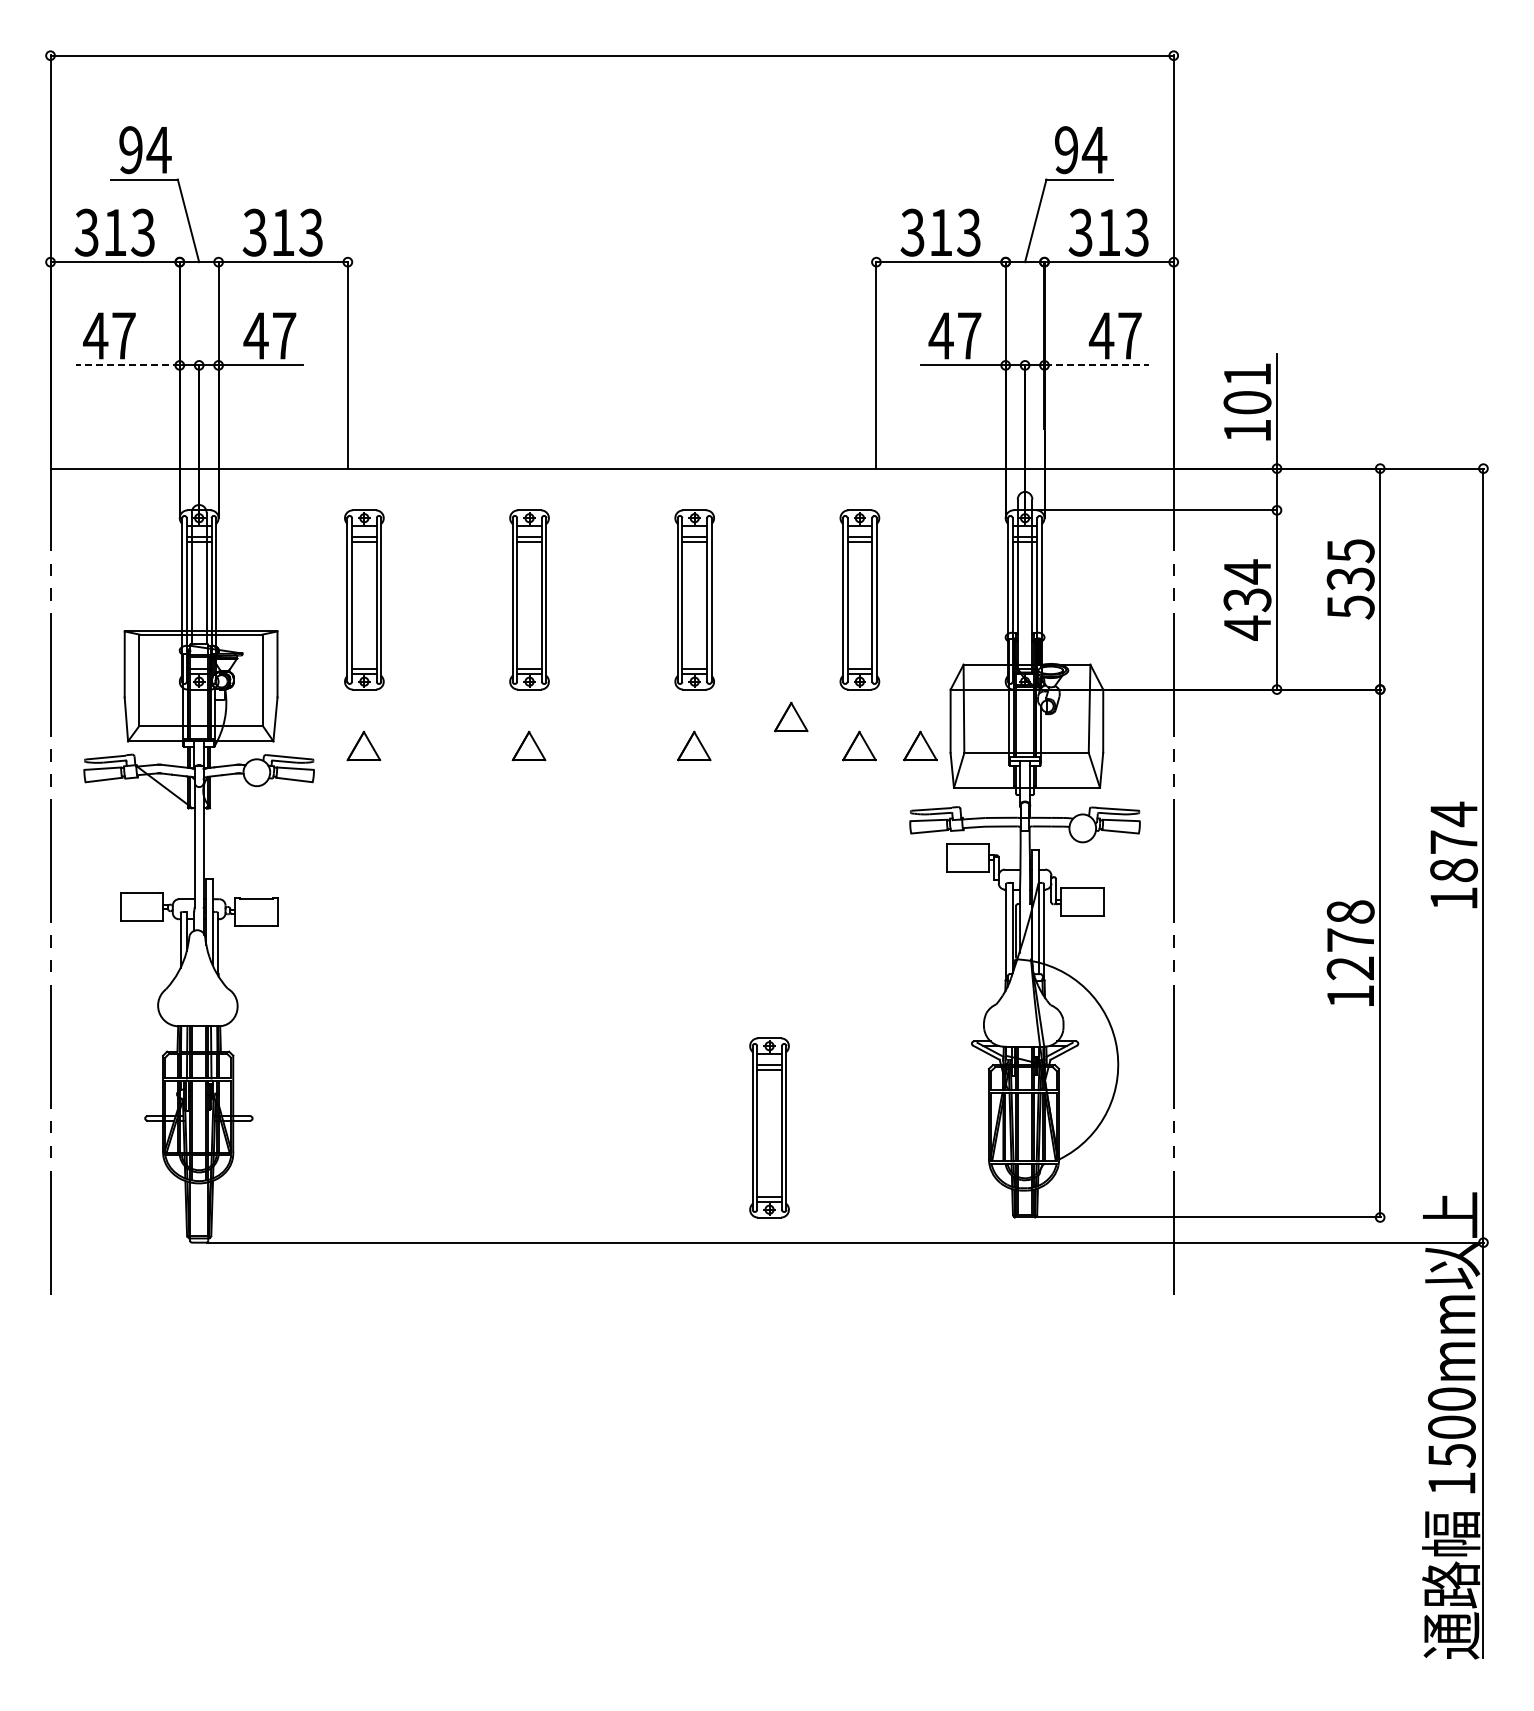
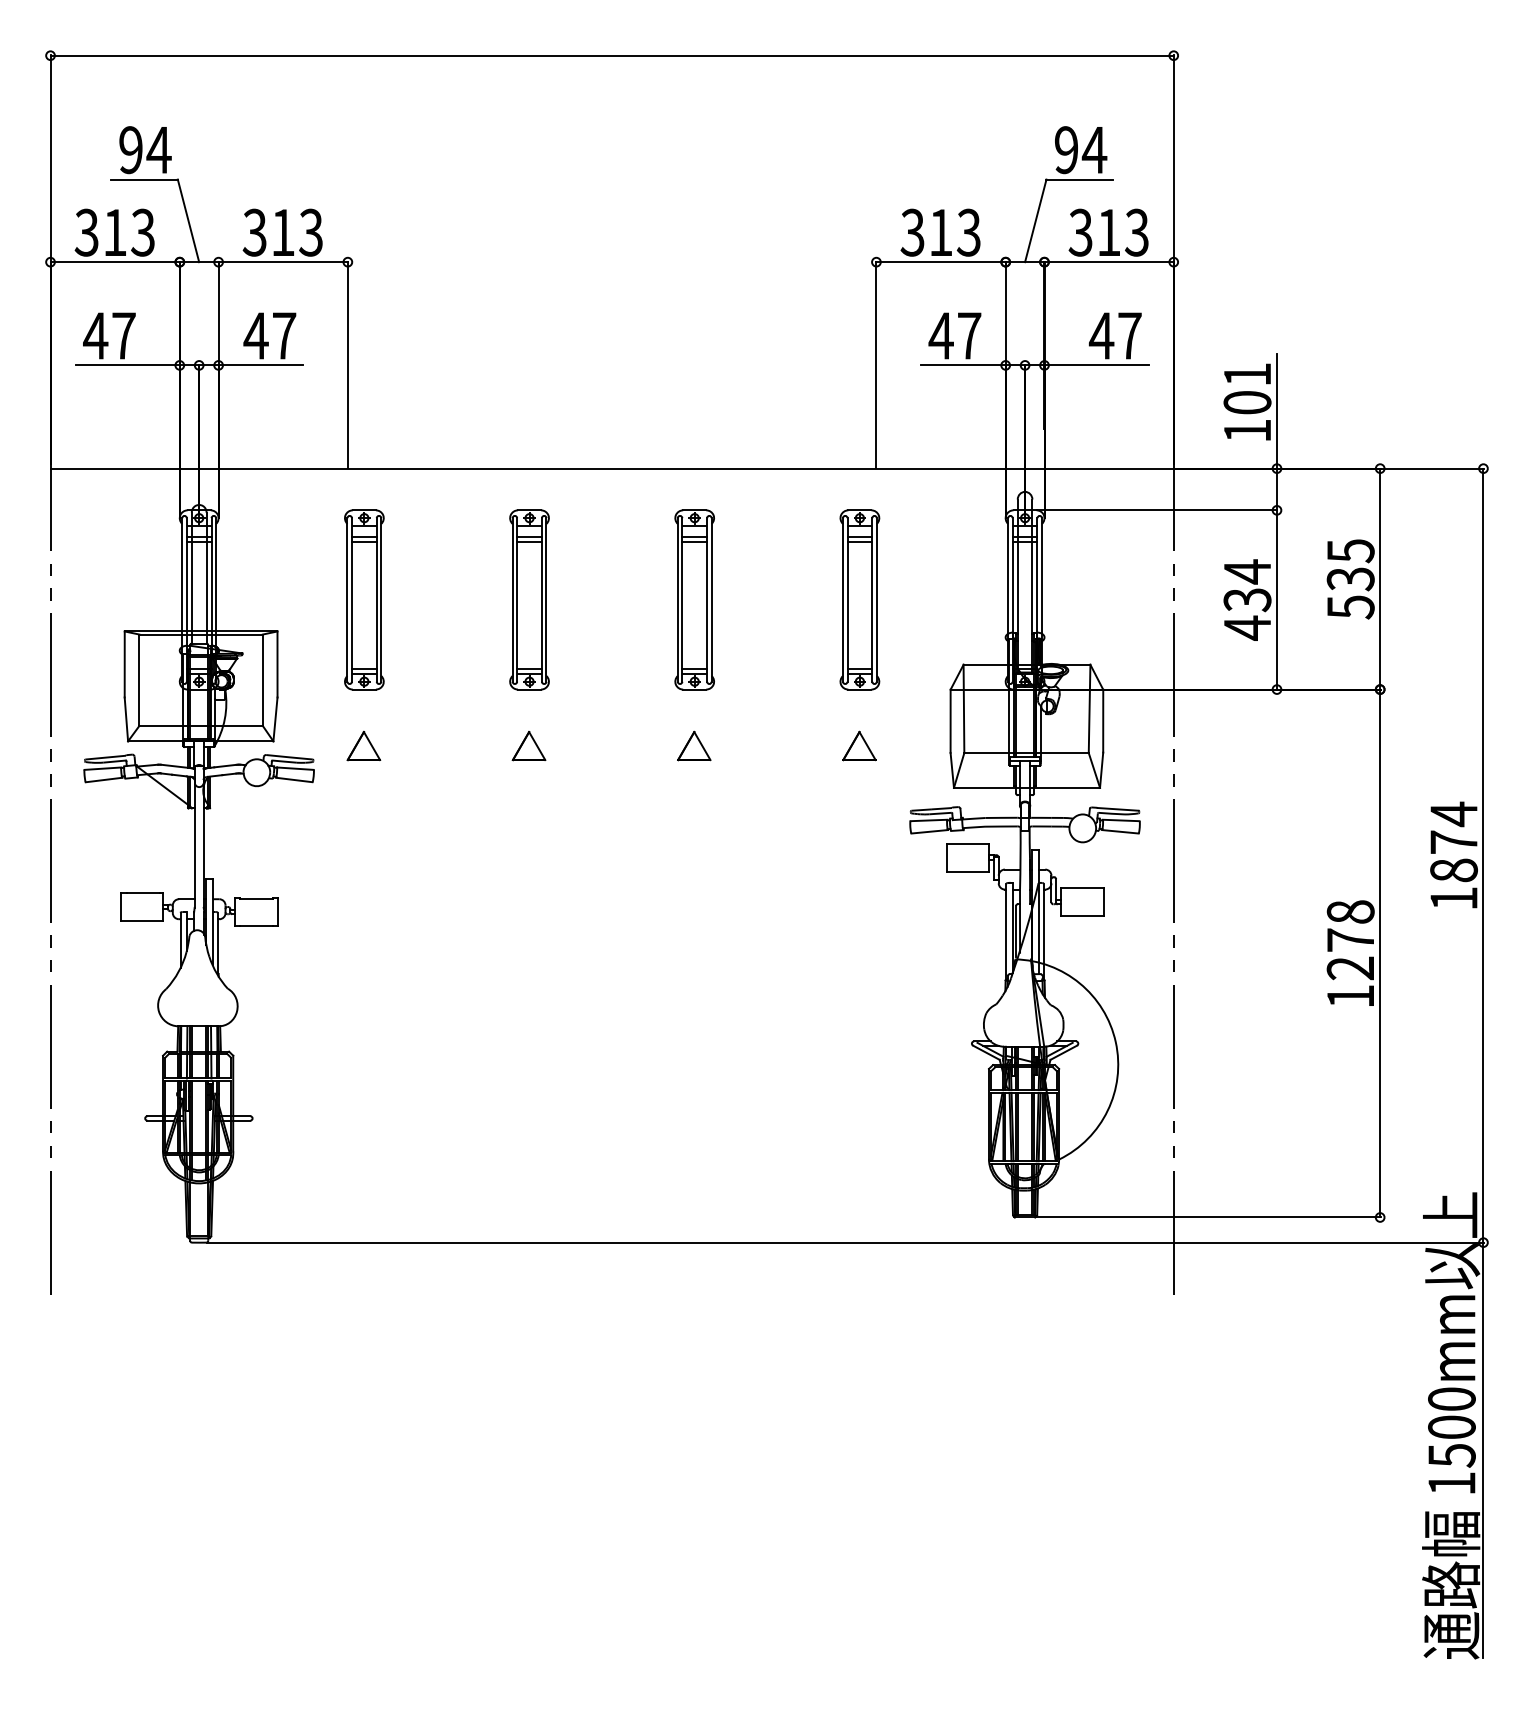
line: dashed -> solid (127, 365)
line: dashed -> solid (1097, 365)
part: present -> none (791, 716)
part: present -> none (920, 745)
part: present -> none (769, 1127)
